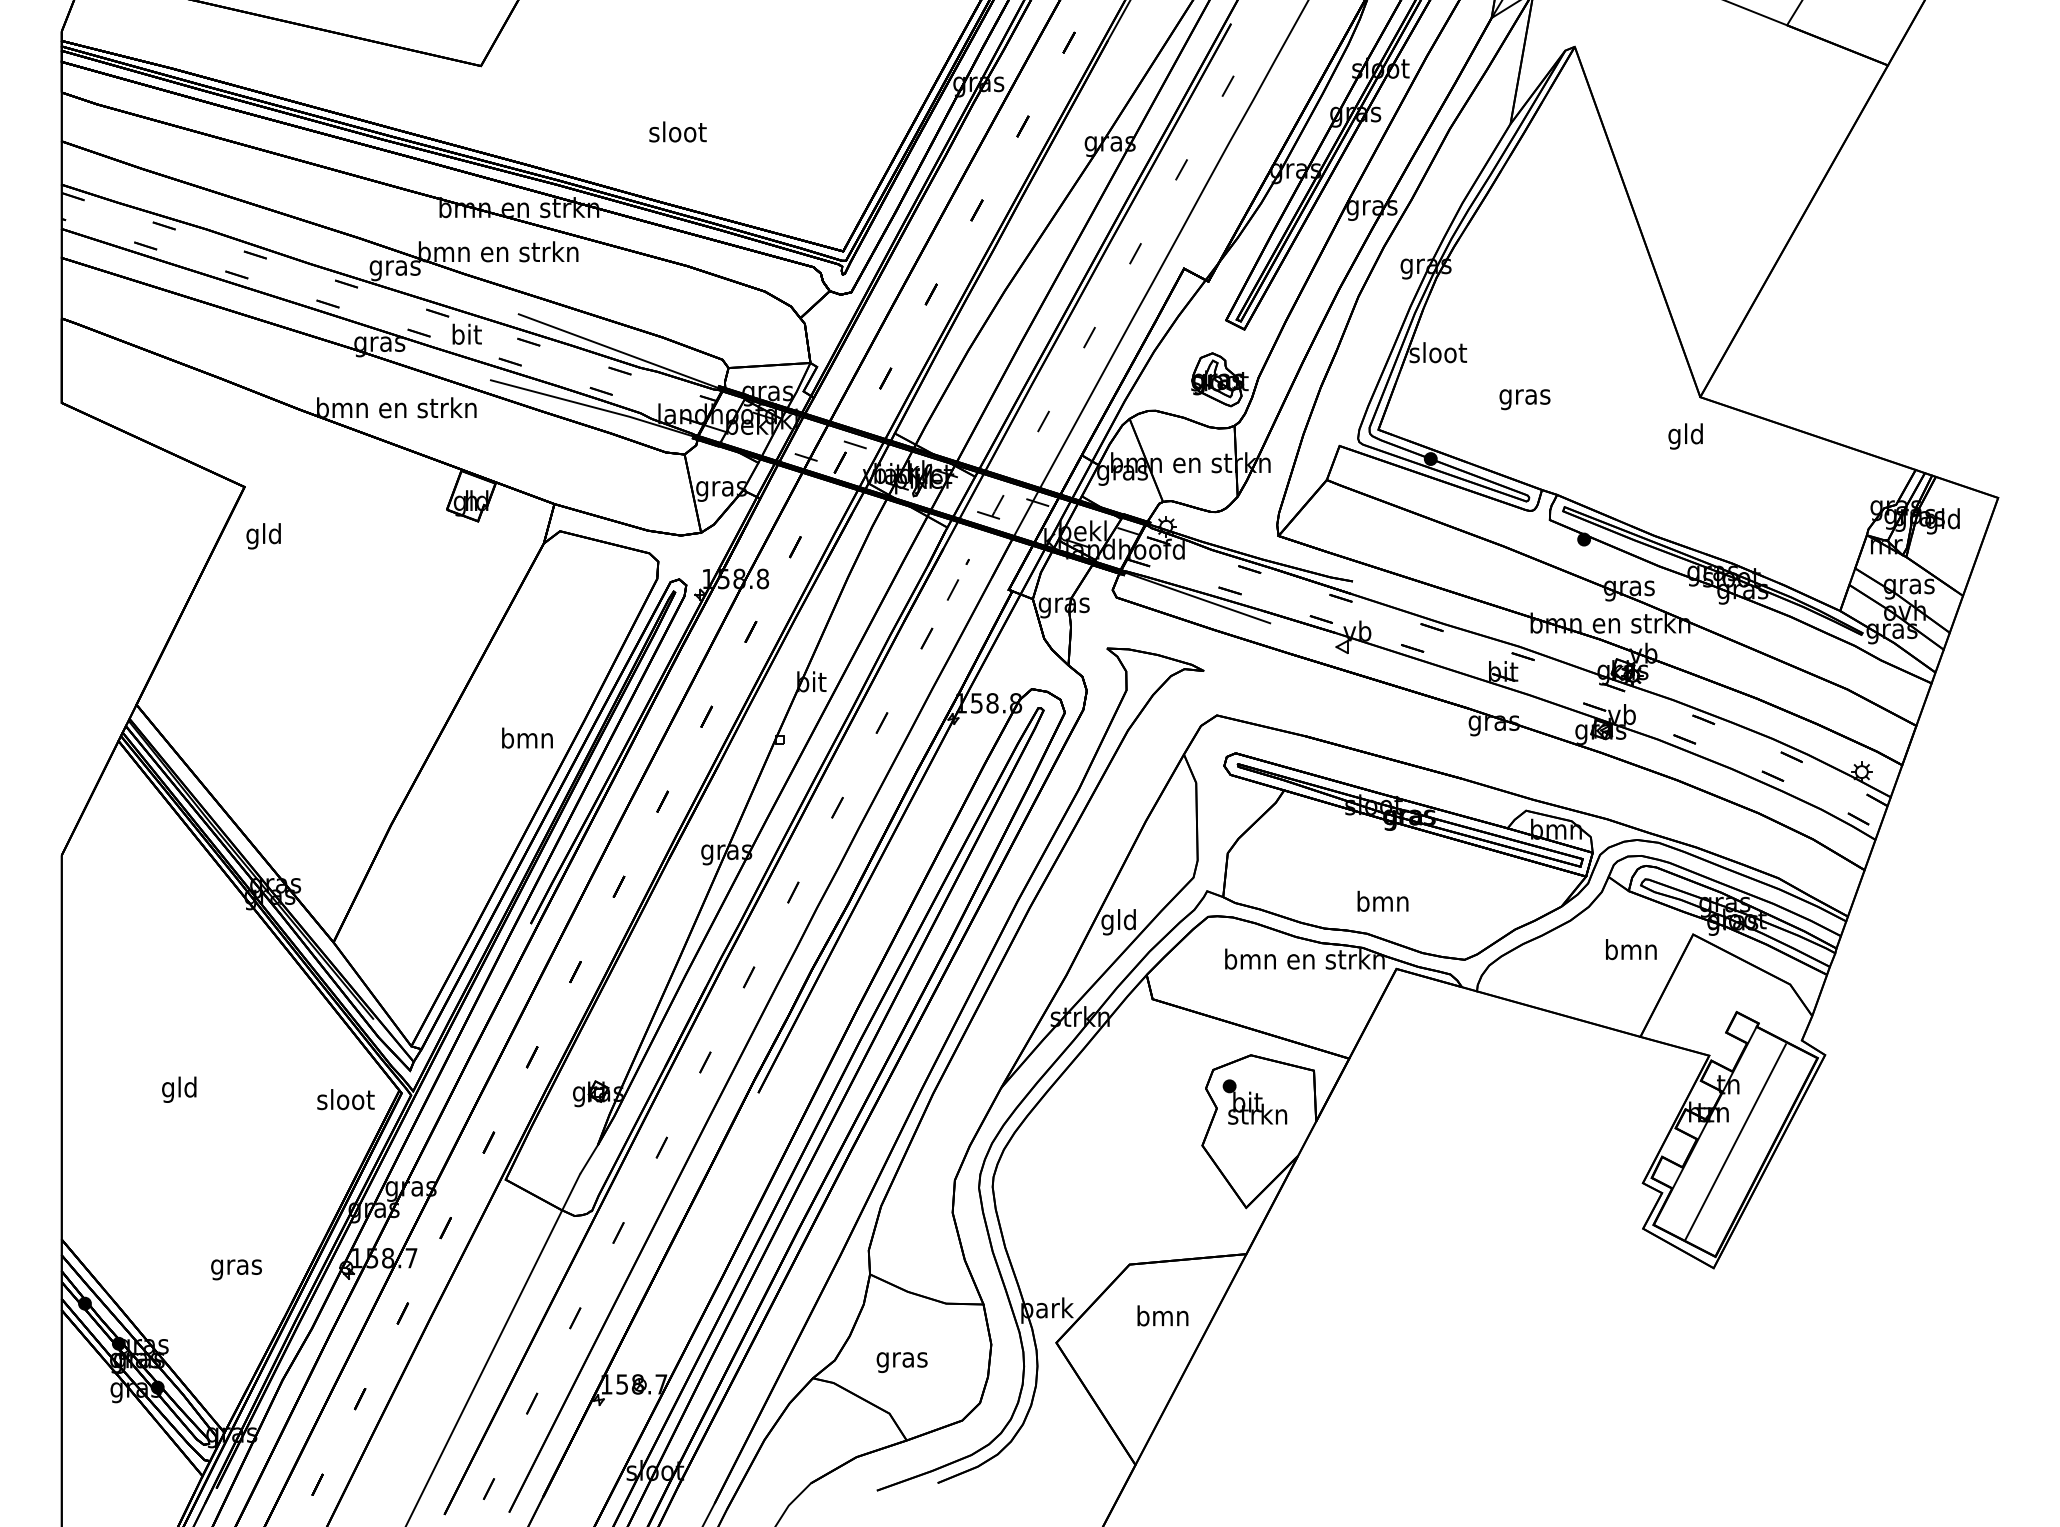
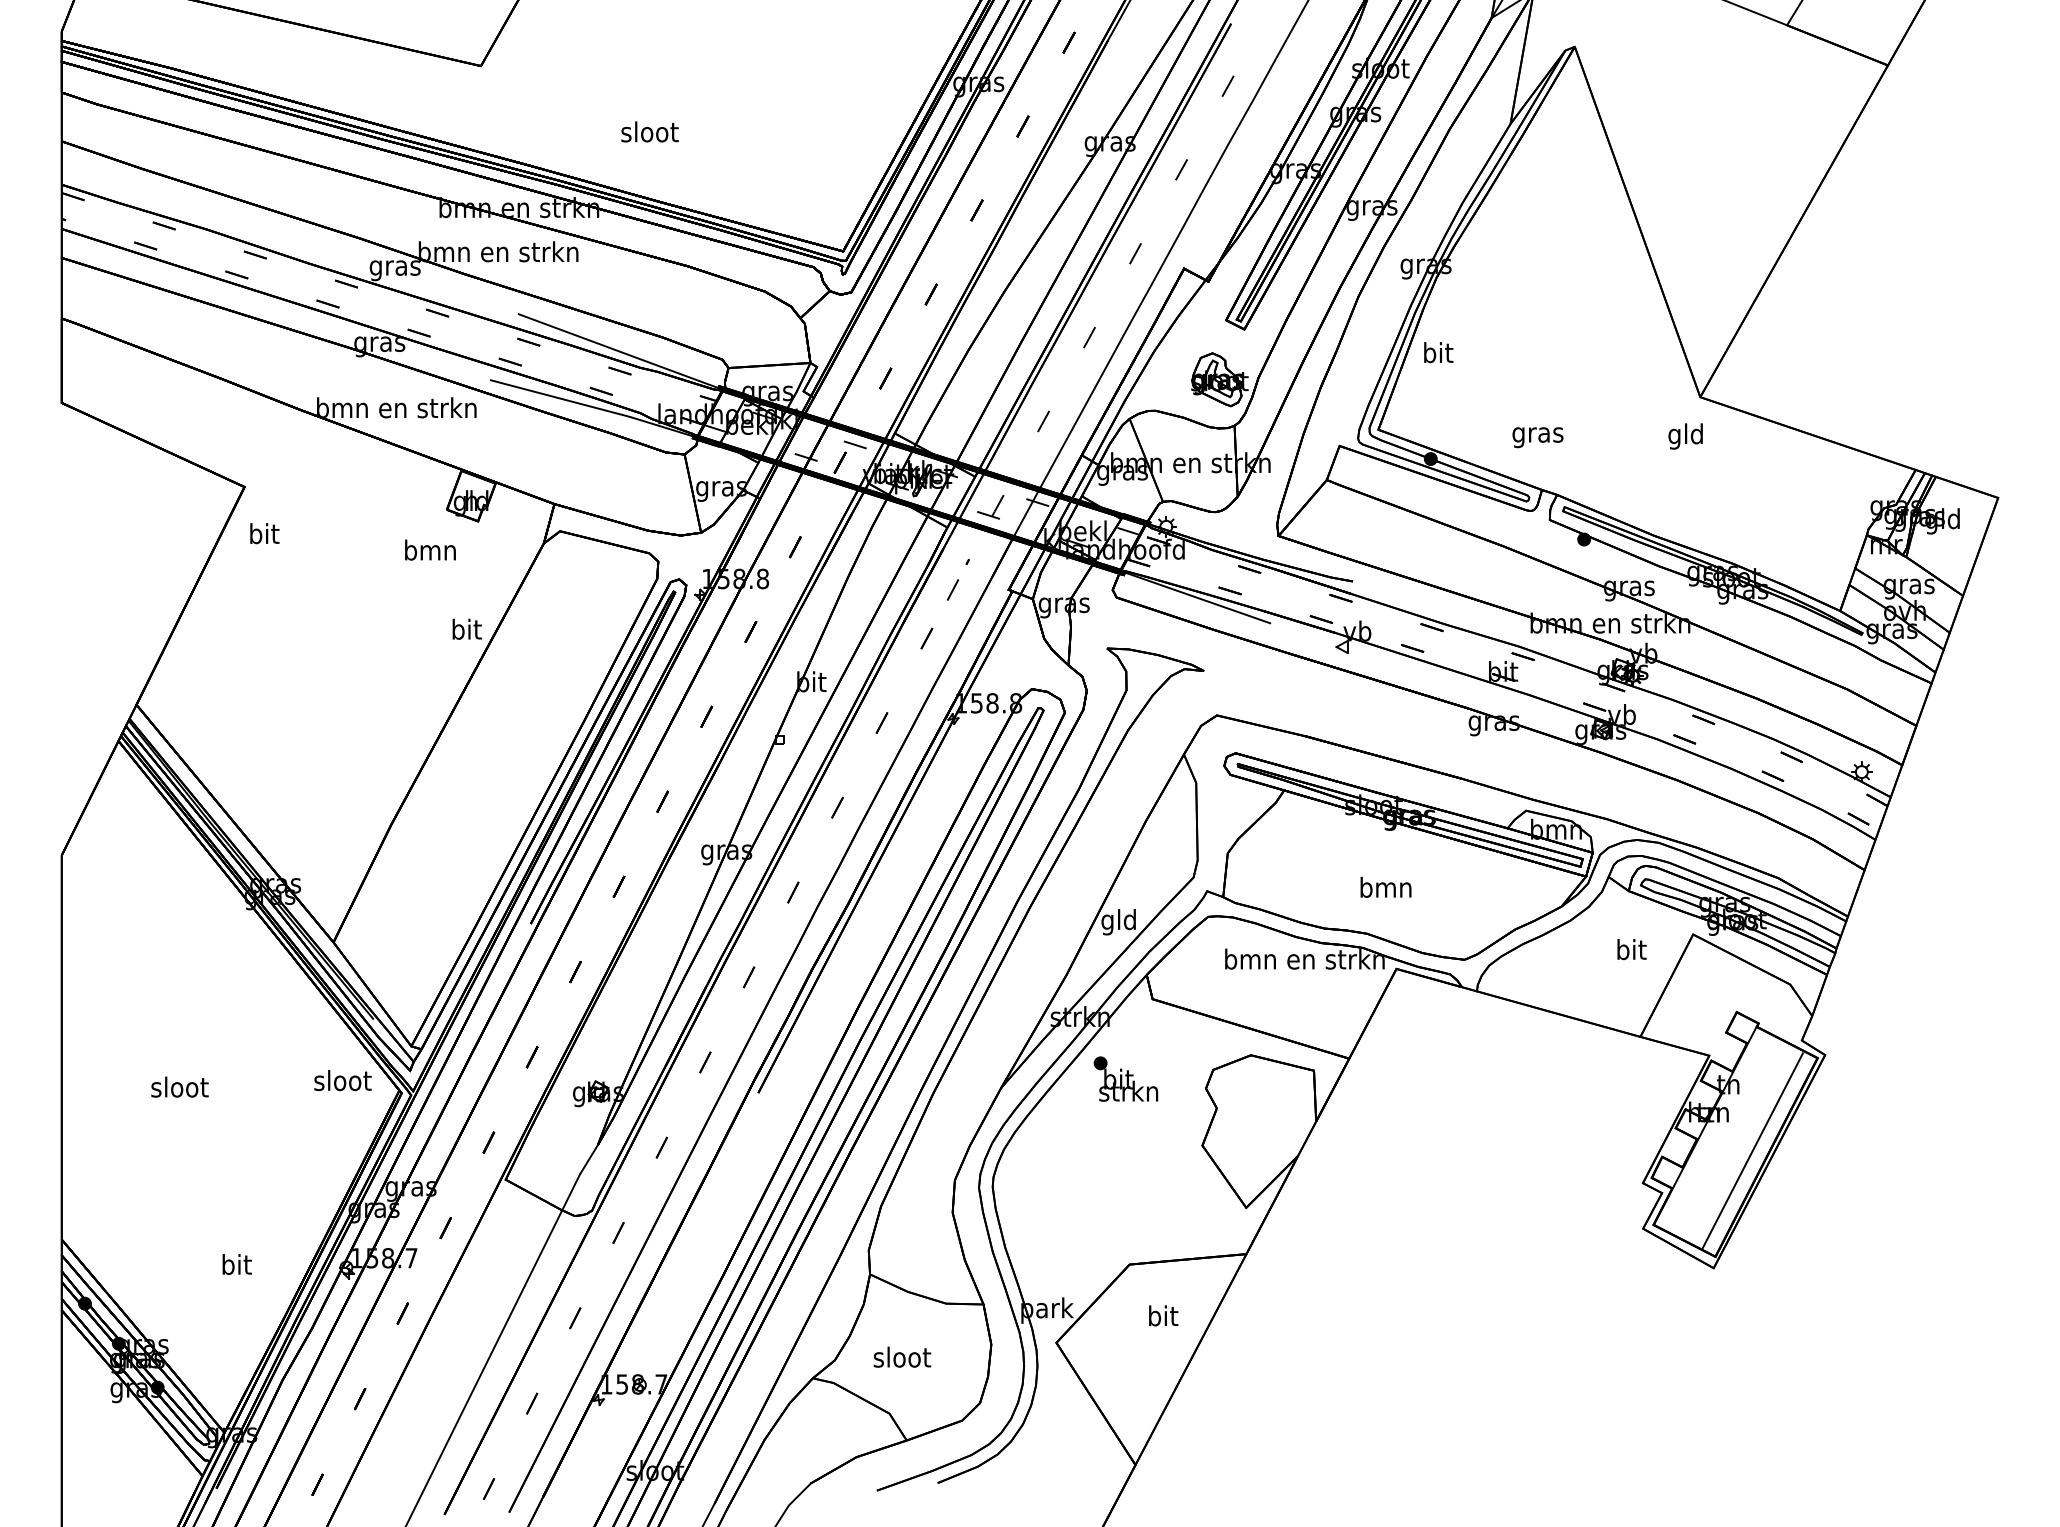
text position: (677, 131) -> (649, 131) (649, 131)
text position: (466, 333) -> (466, 628) (466, 628)
text: sloot -> bit (1438, 352)
text position: (1524, 399) -> (1537, 437) (1537, 437)
text: gld -> bit (263, 536)
text position: (527, 737) -> (430, 549) (430, 549)
text position: (1382, 900) -> (1385, 886) (1385, 886)
text: bmn -> bit (1631, 949)
text: gld -> sloot (179, 1089)
text position: (345, 1099) -> (342, 1080) (342, 1080)
part position: (1254, 1101) -> (1125, 1078) (1125, 1078)
line position: (1735, 1141) -> (1752, 1150) (1752, 1150)
text: gras -> bit (236, 1267)
text: bmn -> bit (1162, 1315)
text: gras -> sloot (902, 1359)
